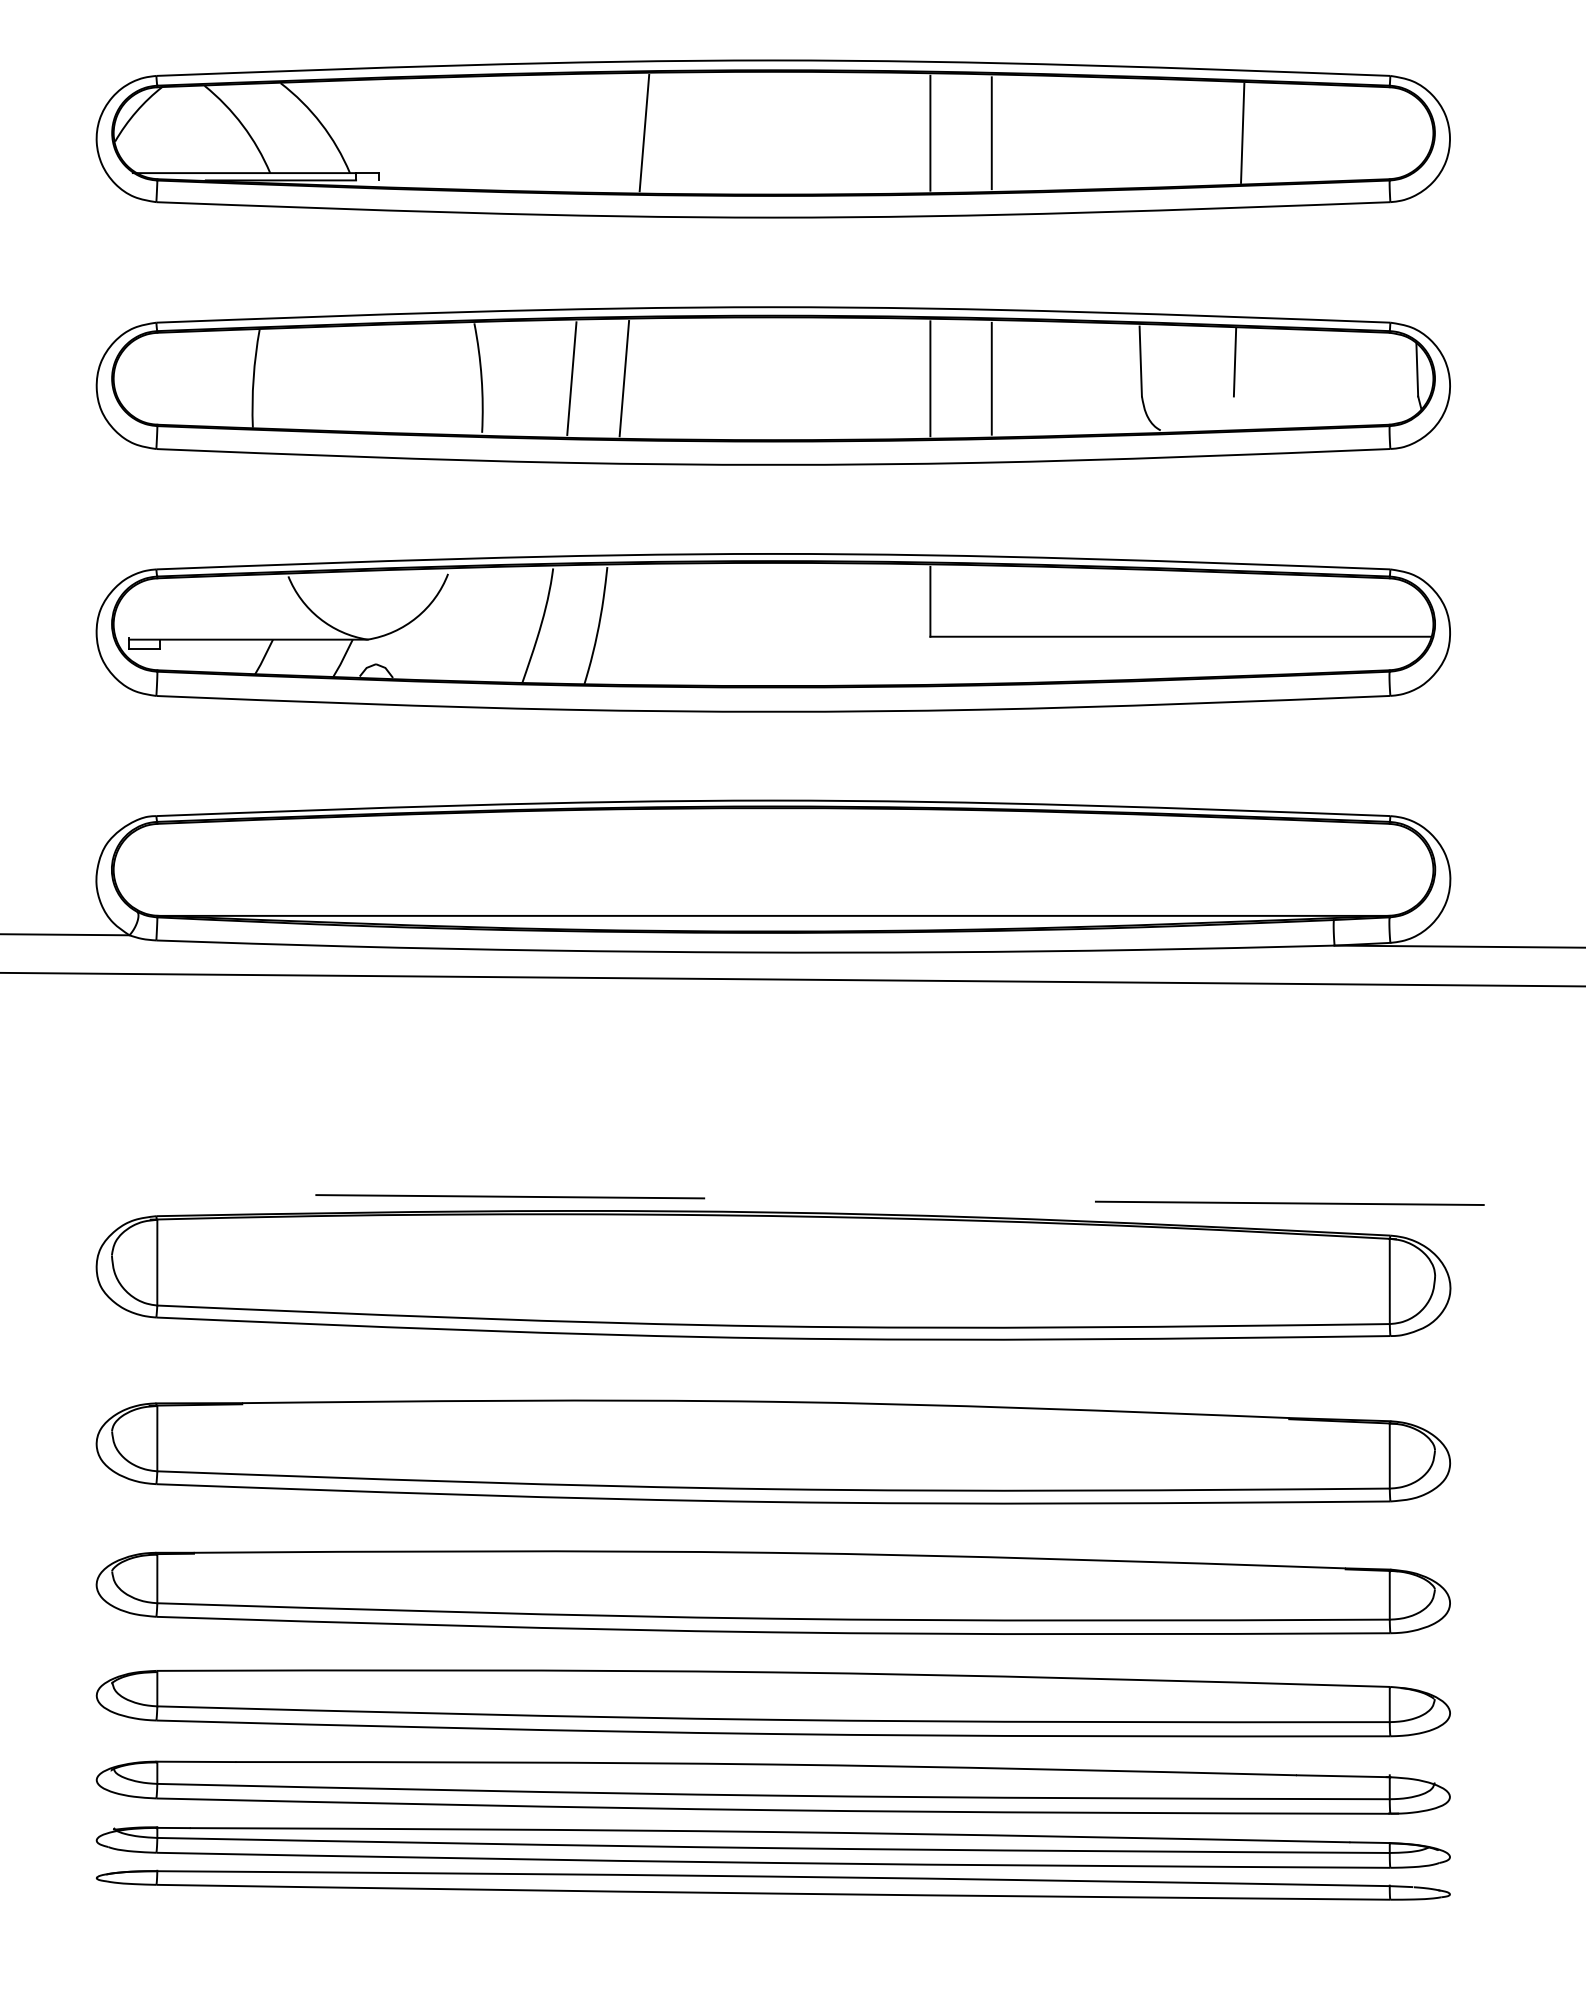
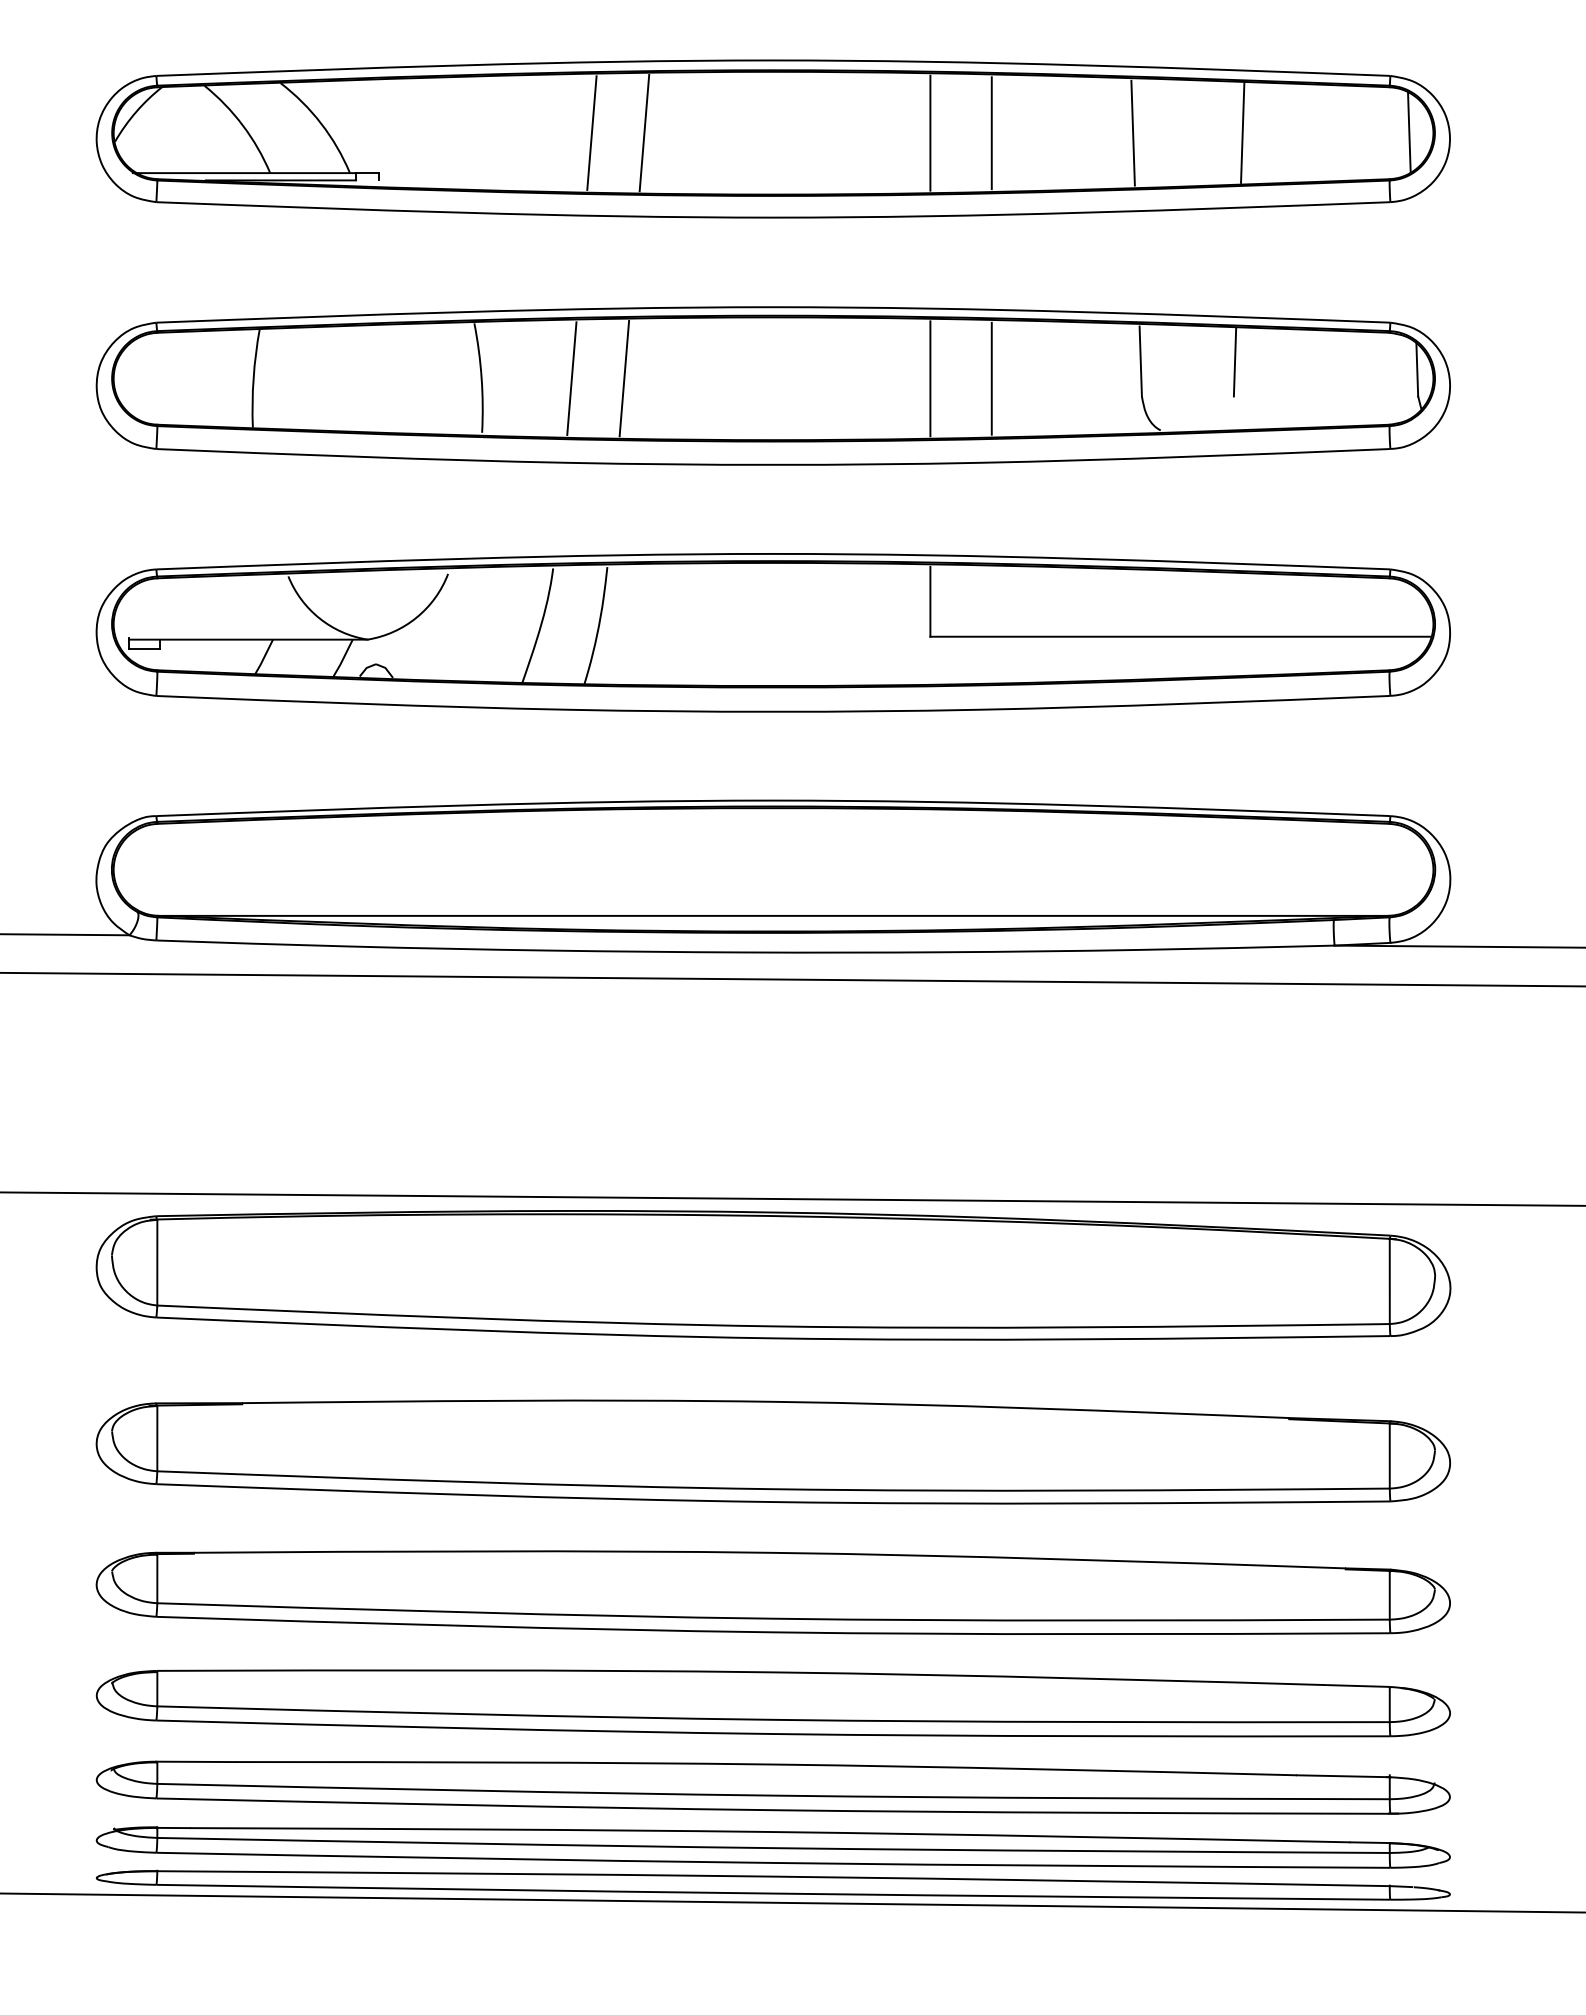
line: none -> present (591, 132)
line: none -> present (1132, 132)
line: none -> present (1409, 132)
line: dashed -> solid (793, 1199)
line: none -> present (792, 1902)
